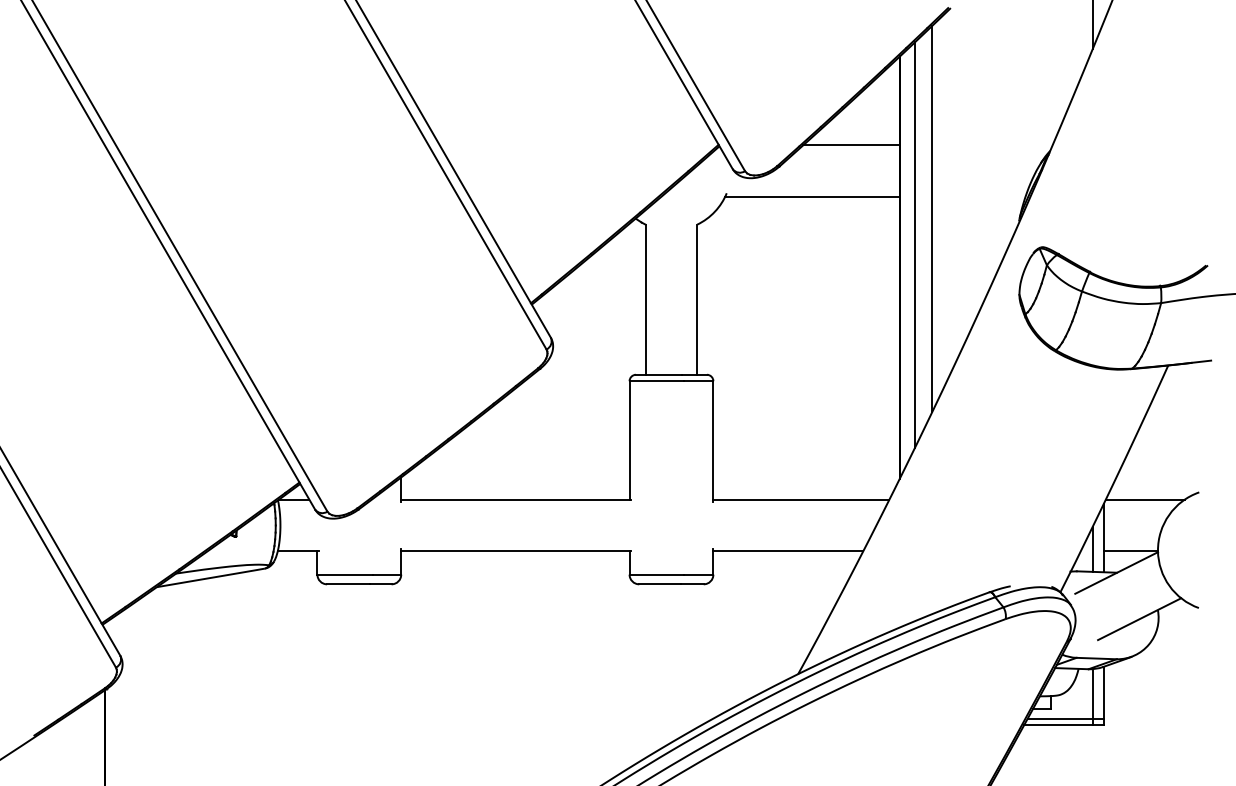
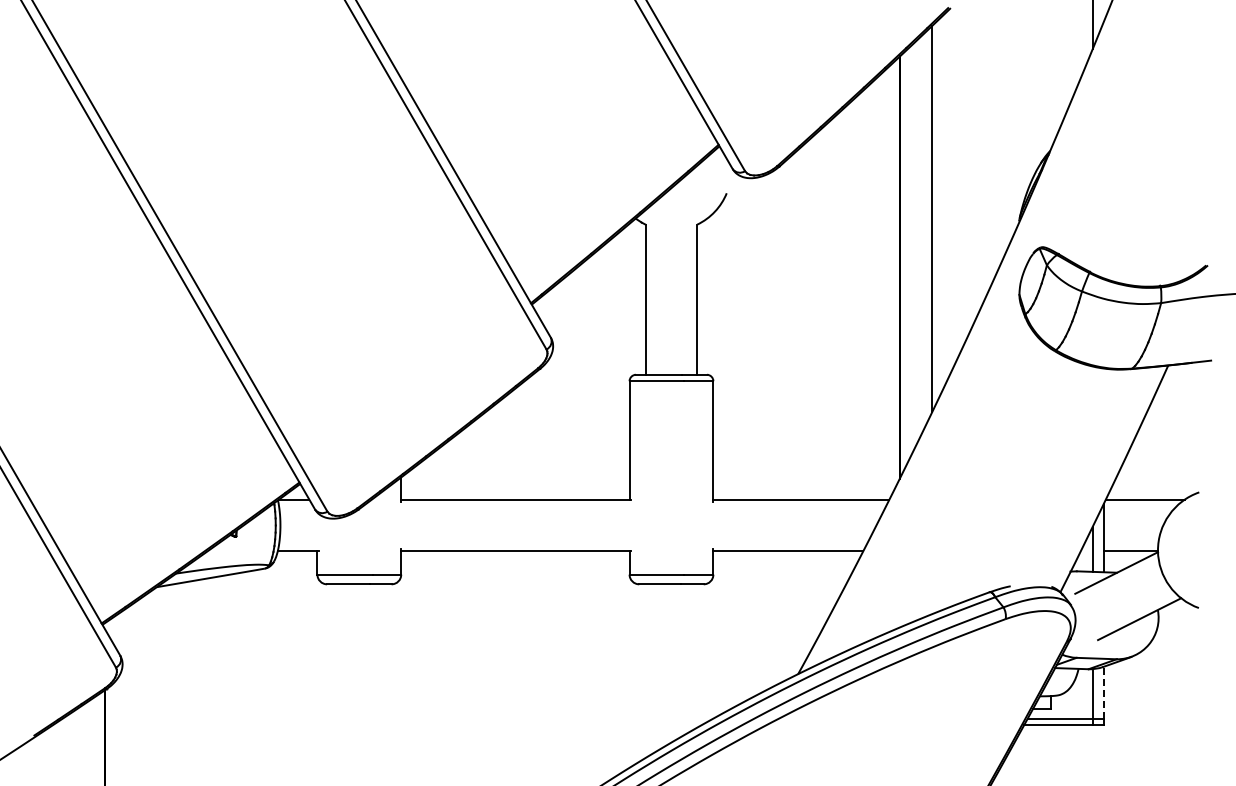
line: present -> none (851, 145)
line: present -> none (812, 196)
line: present -> none (914, 244)
line: solid -> dashed (1103, 692)
